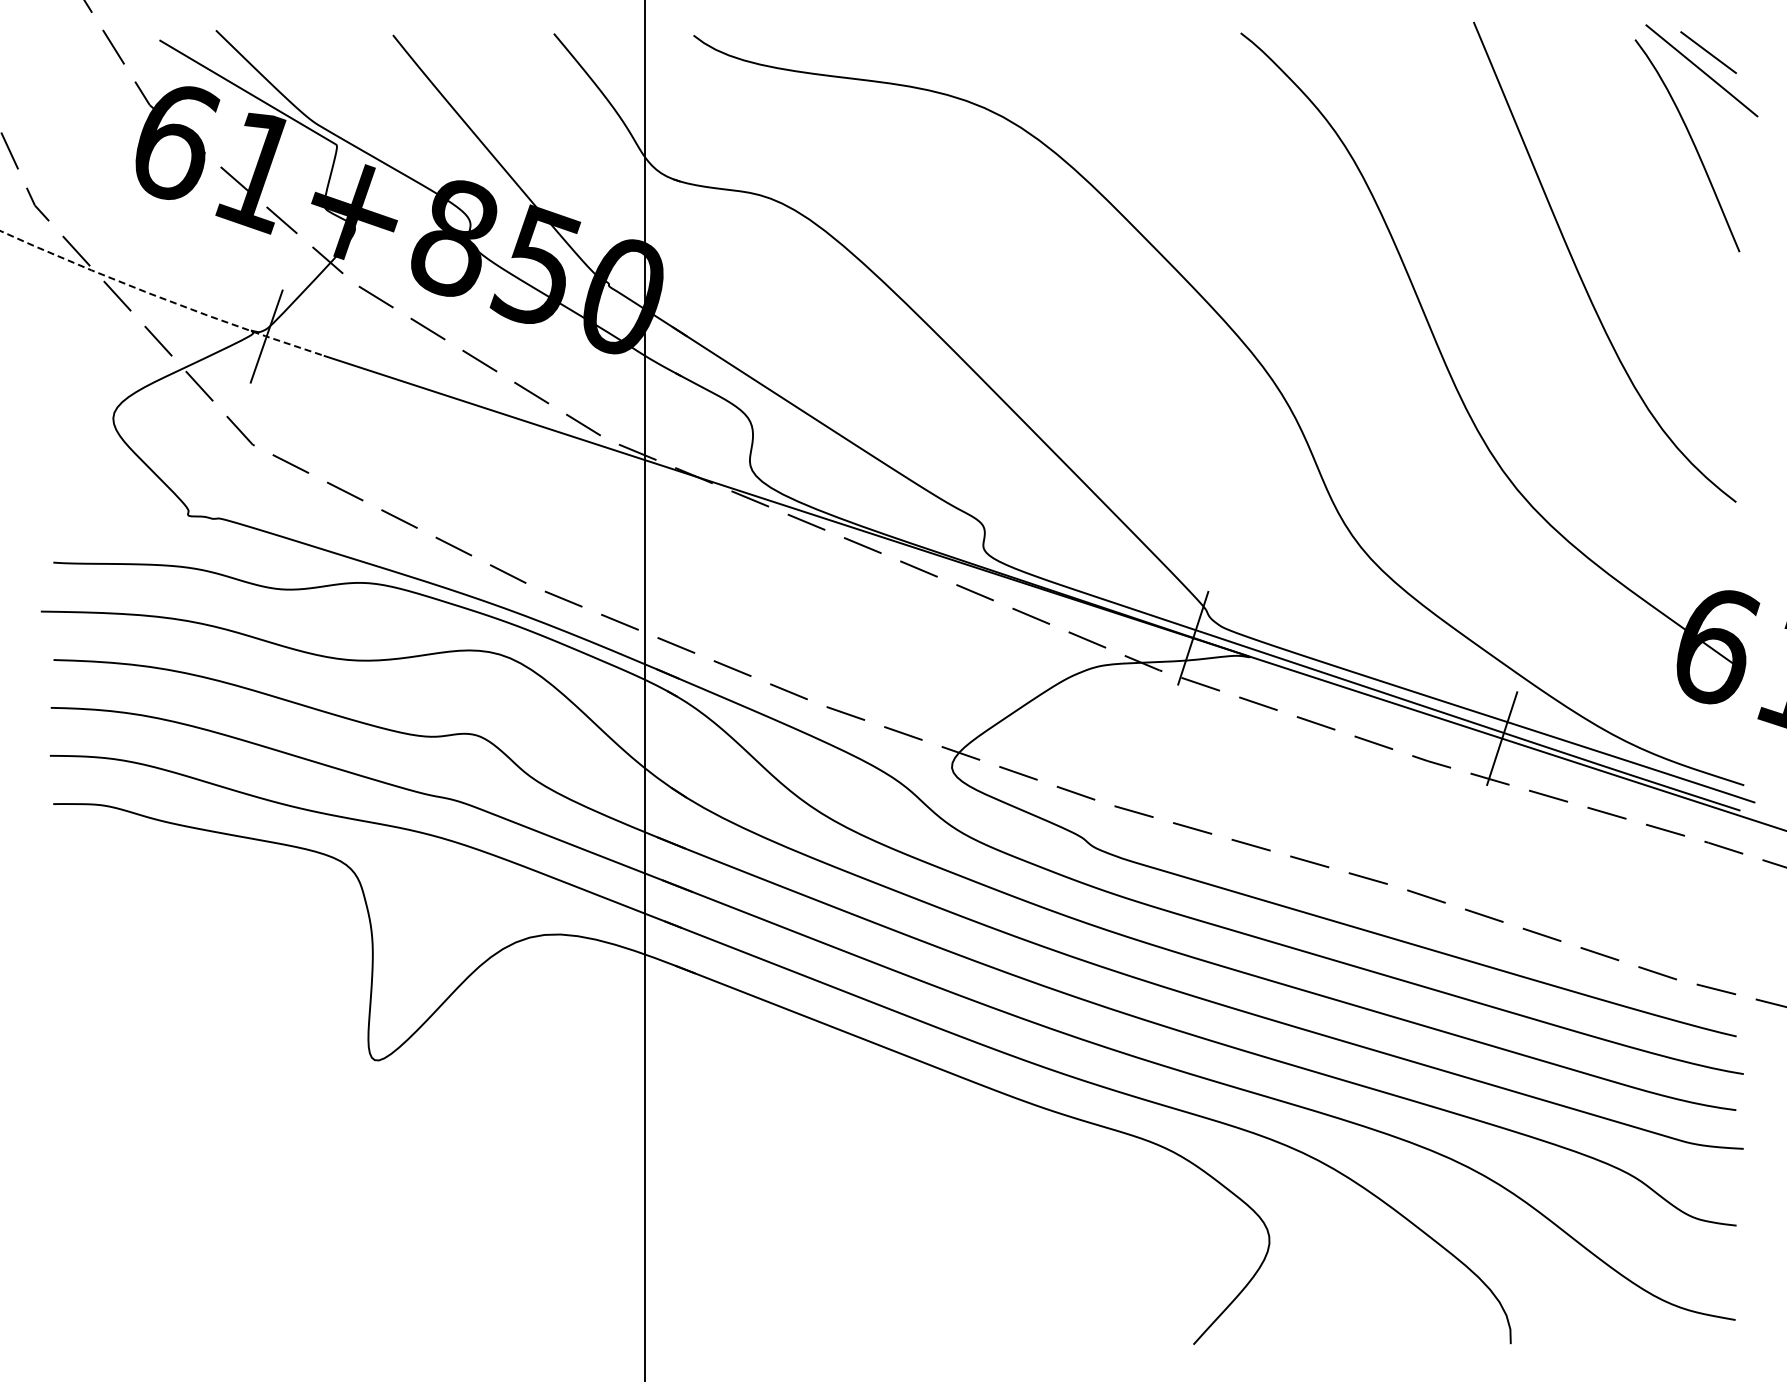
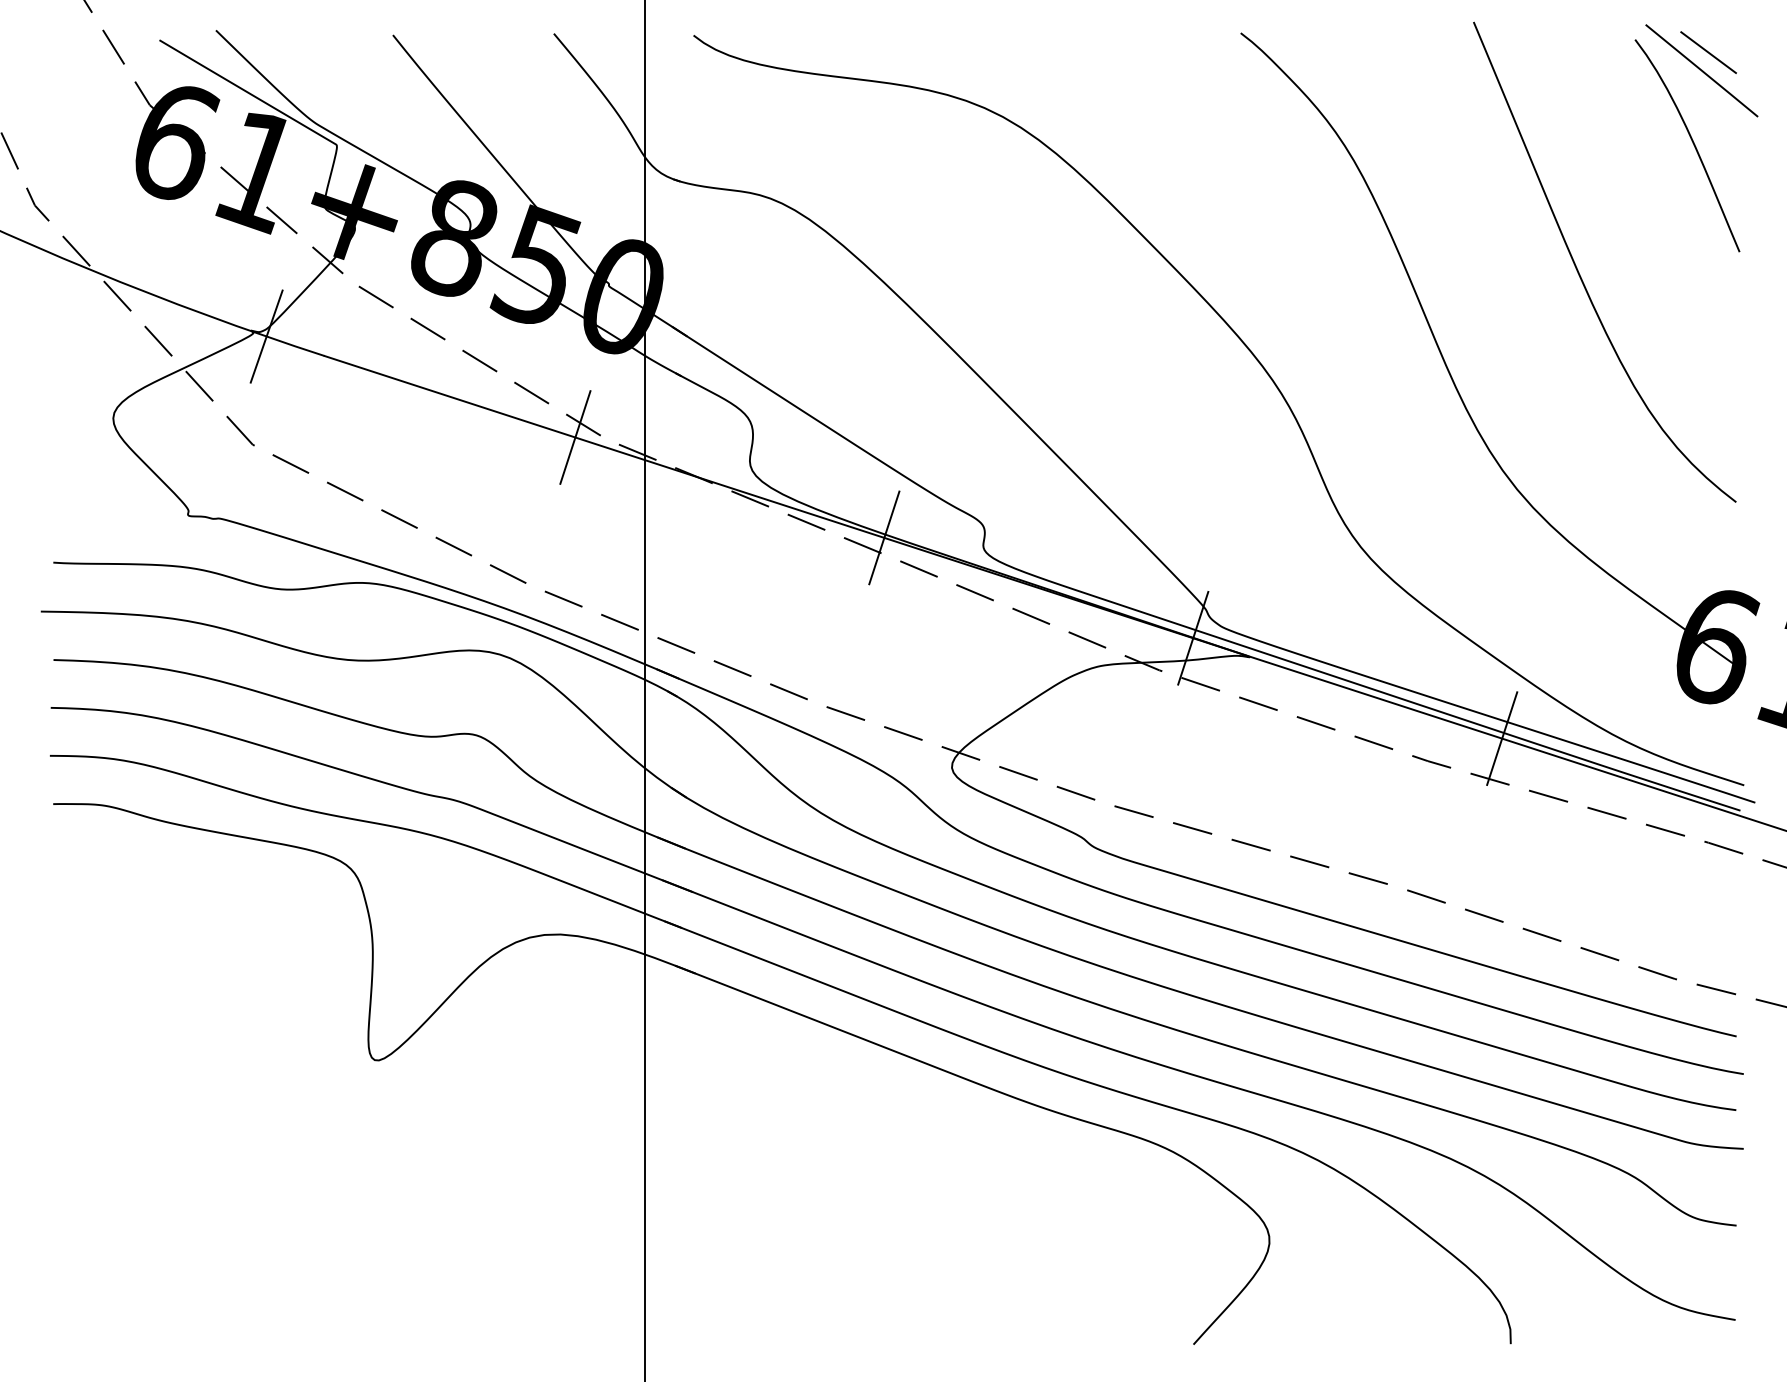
arc: dashed -> solid (161, 298)
line: none -> present (575, 437)
line: none -> present (884, 537)
